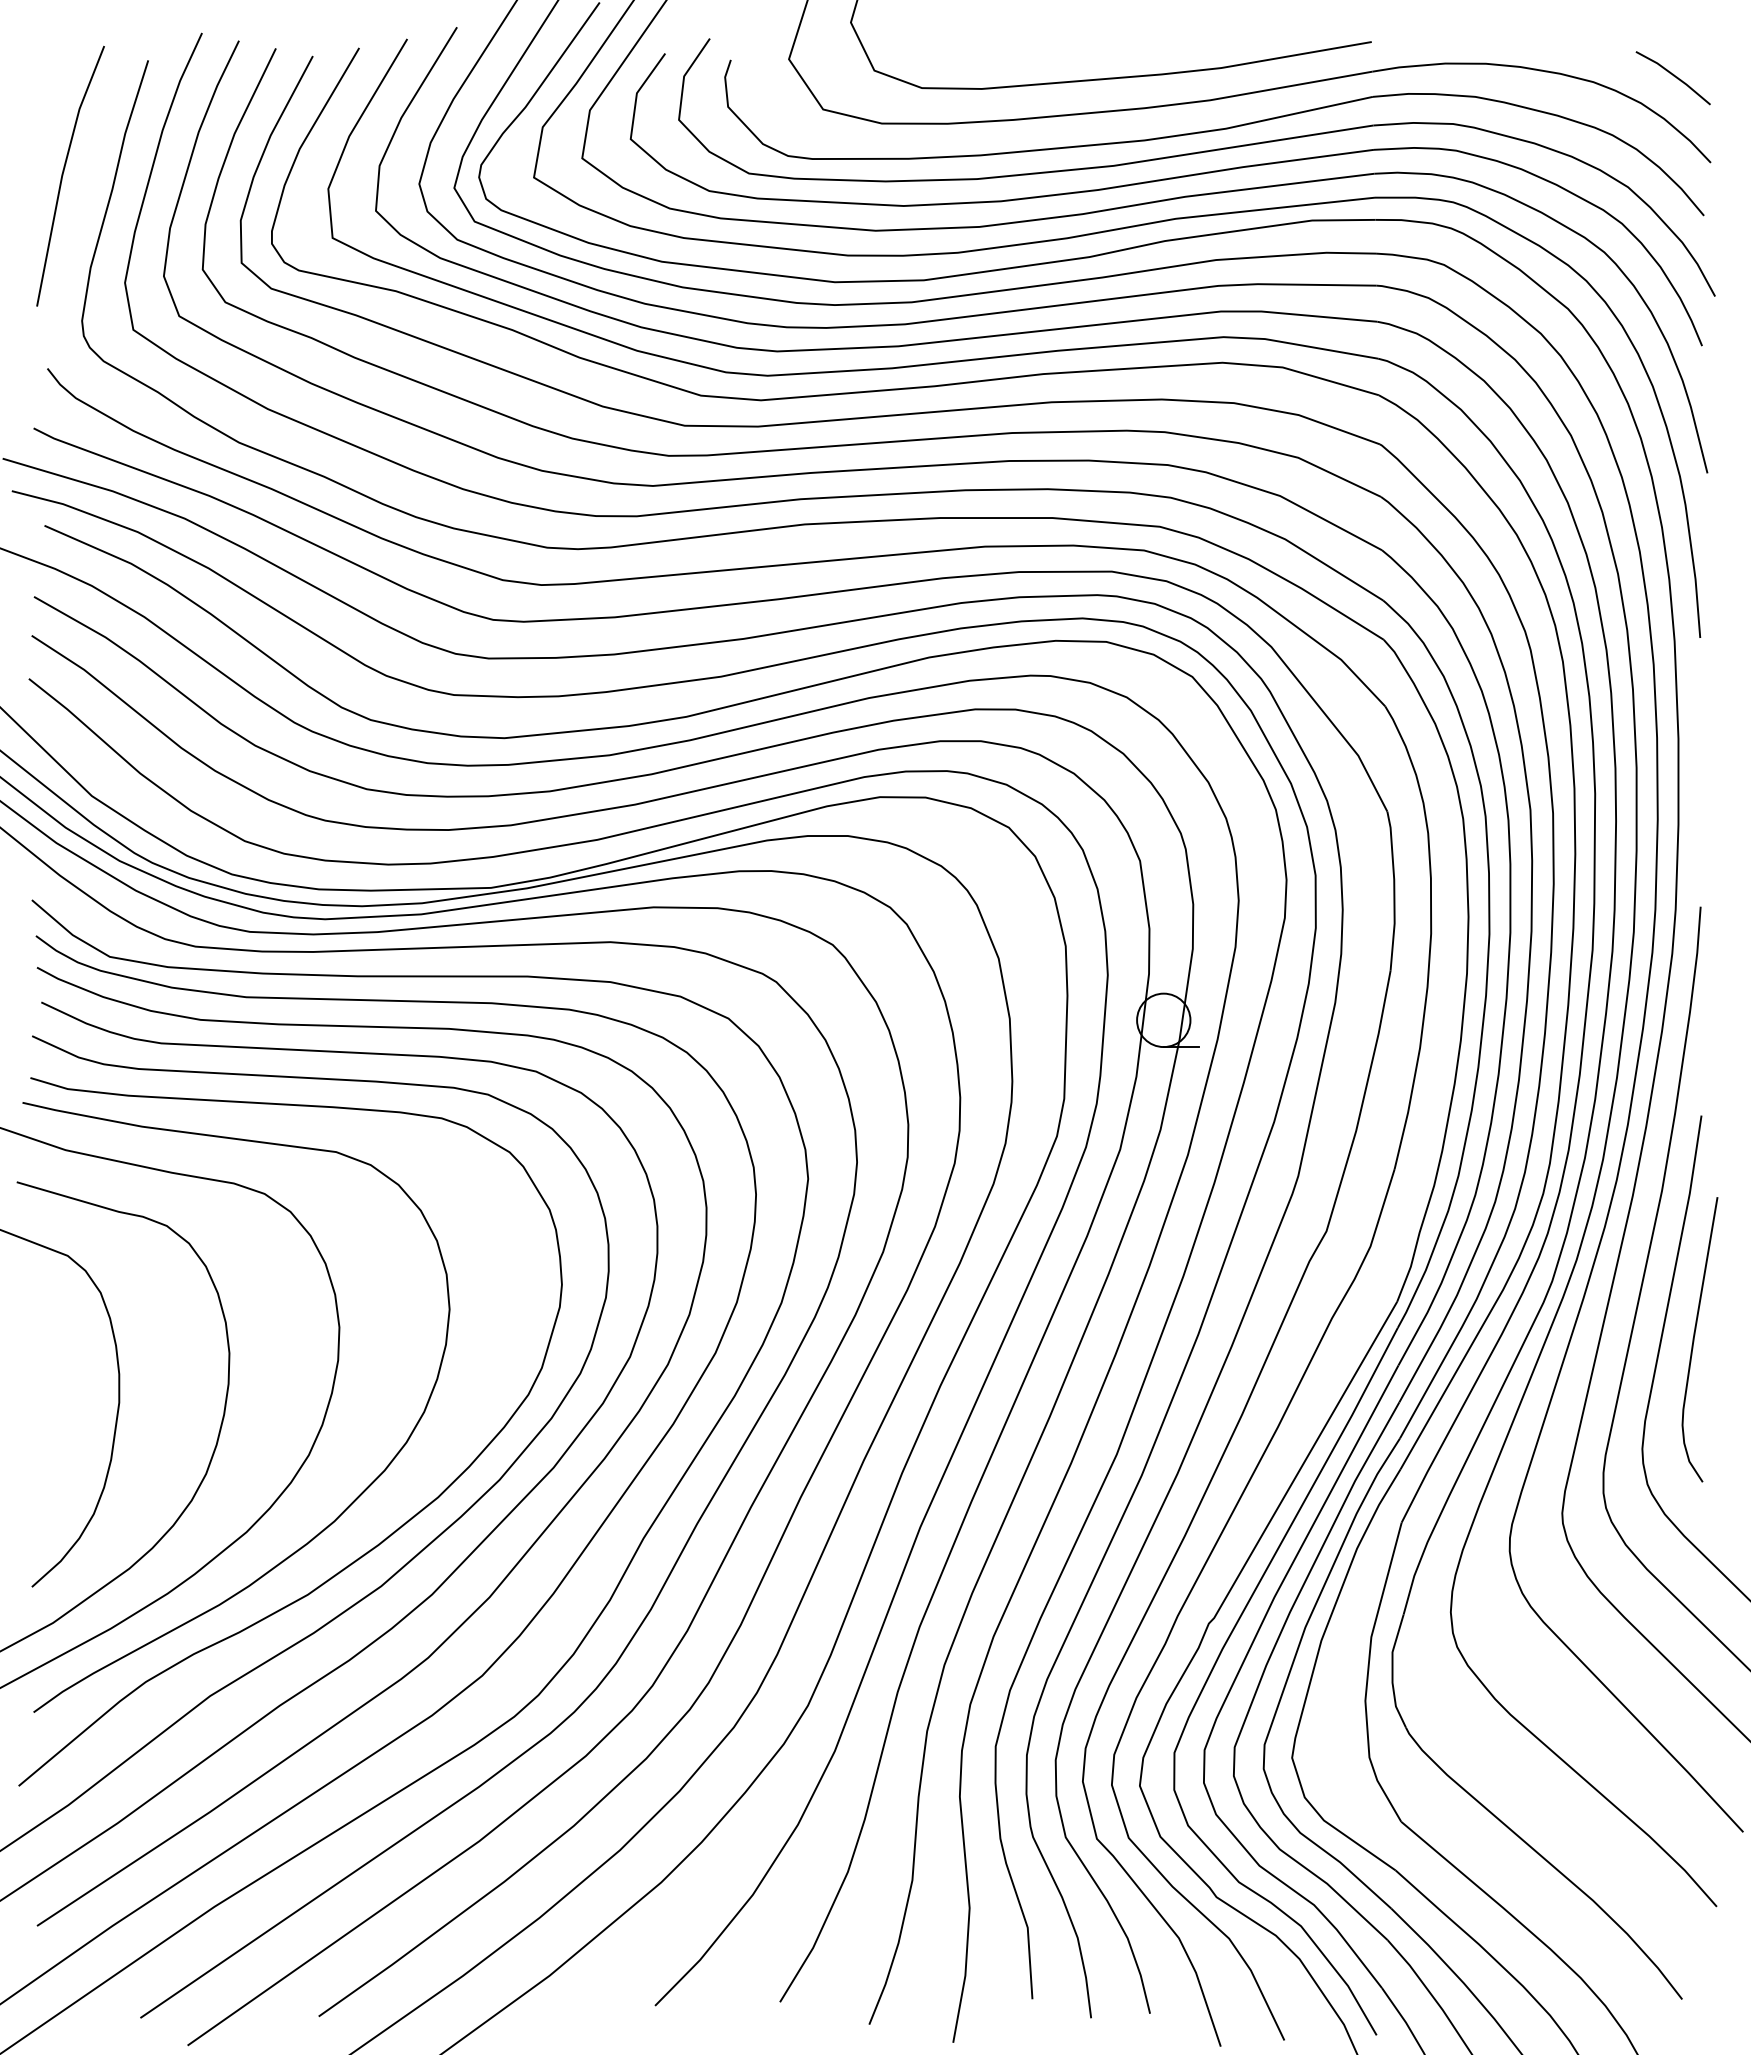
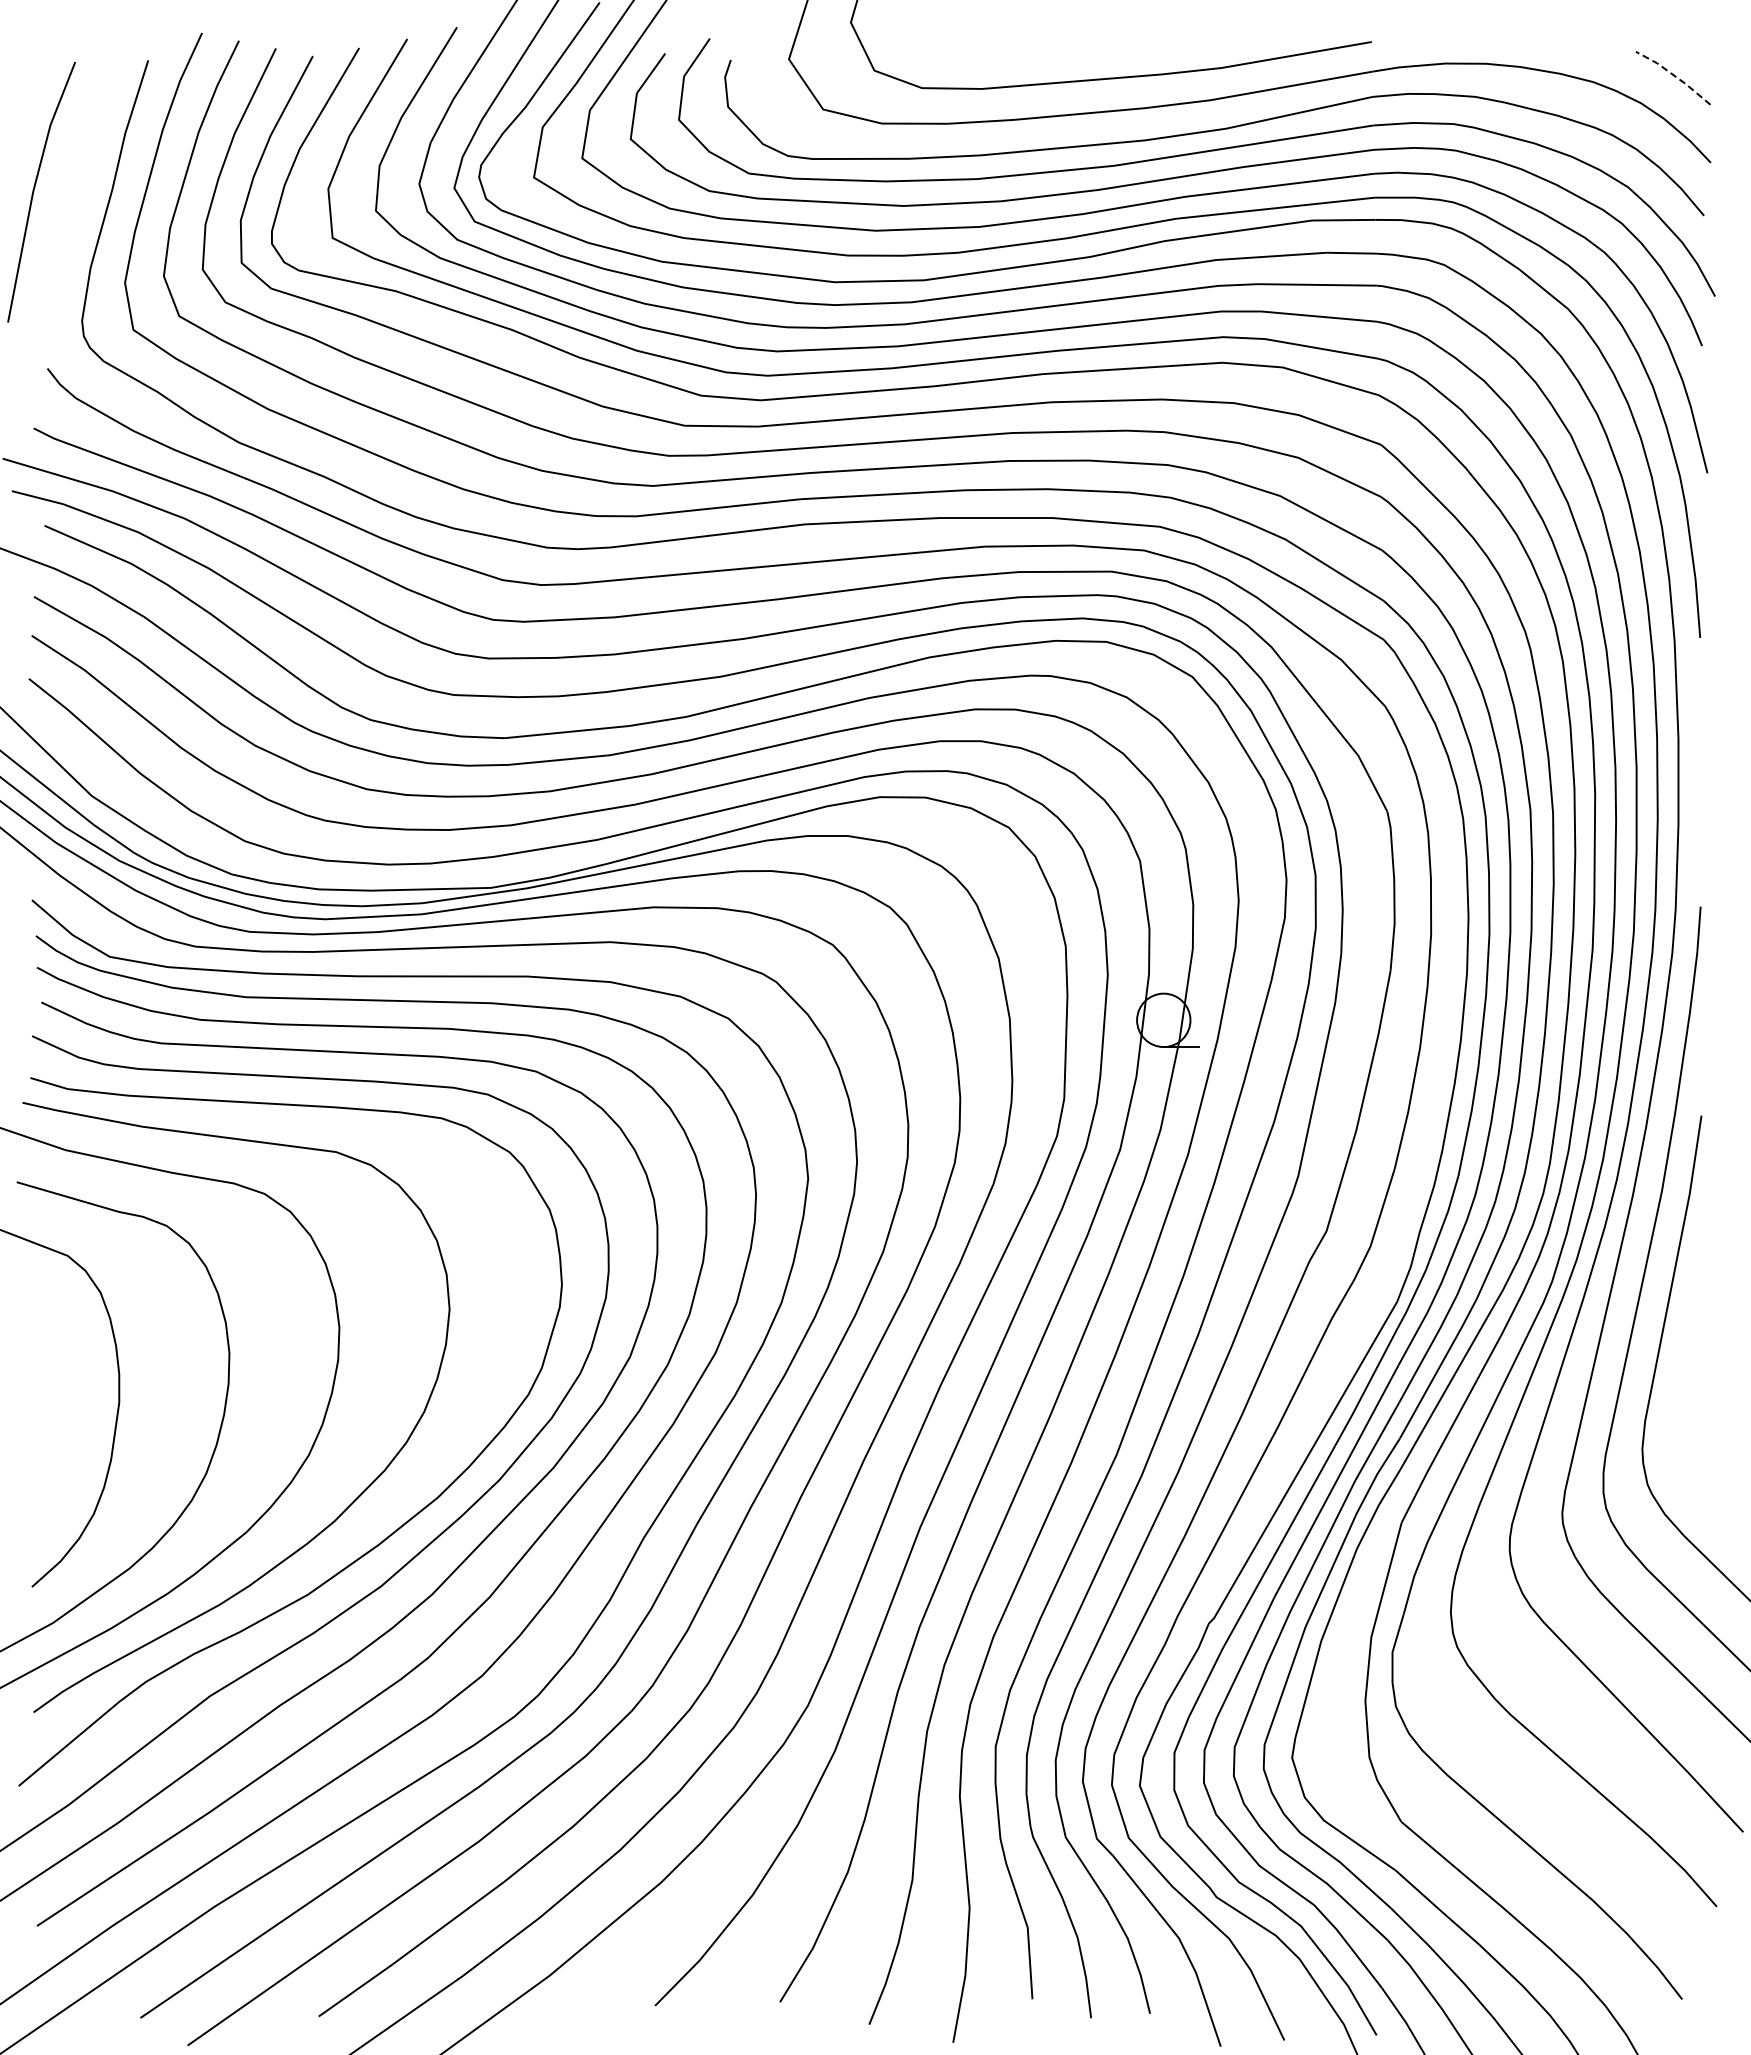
line: solid -> dashed (1674, 75)
line position: (63, 175) -> (34, 191) (34, 191)
curve: present -> none (1694, 1339)
